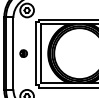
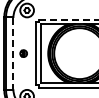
line: solid -> dashed (68, 19)
line: solid -> dashed (13, 53)
